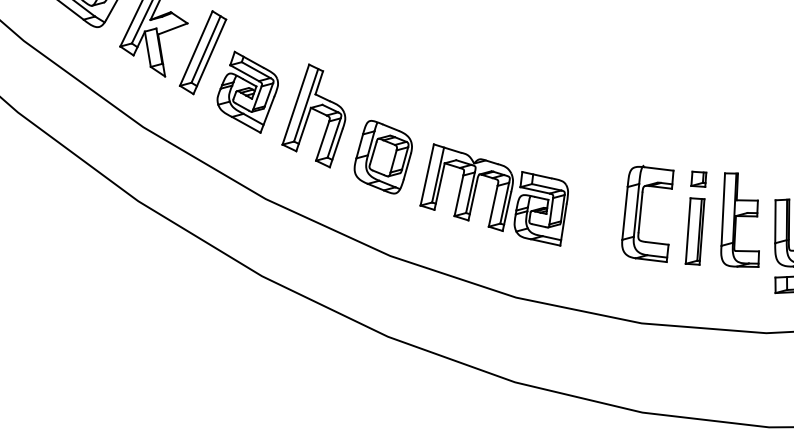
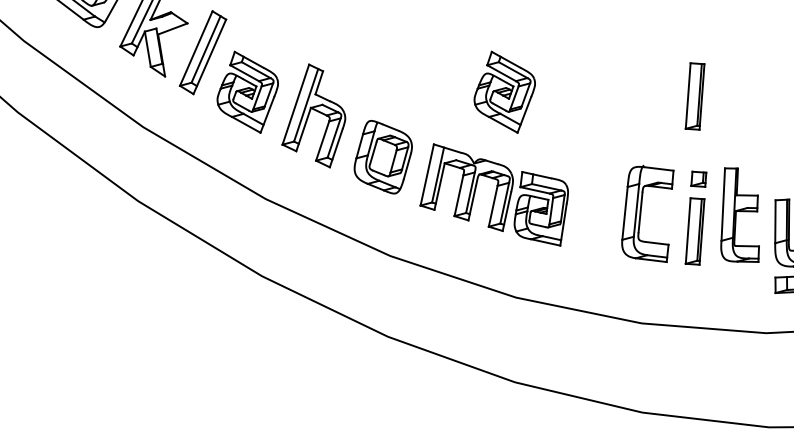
part: none -> present (504, 91)
part: none -> present (694, 96)
part position: (739, 219) -> (739, 214) (739, 214)
